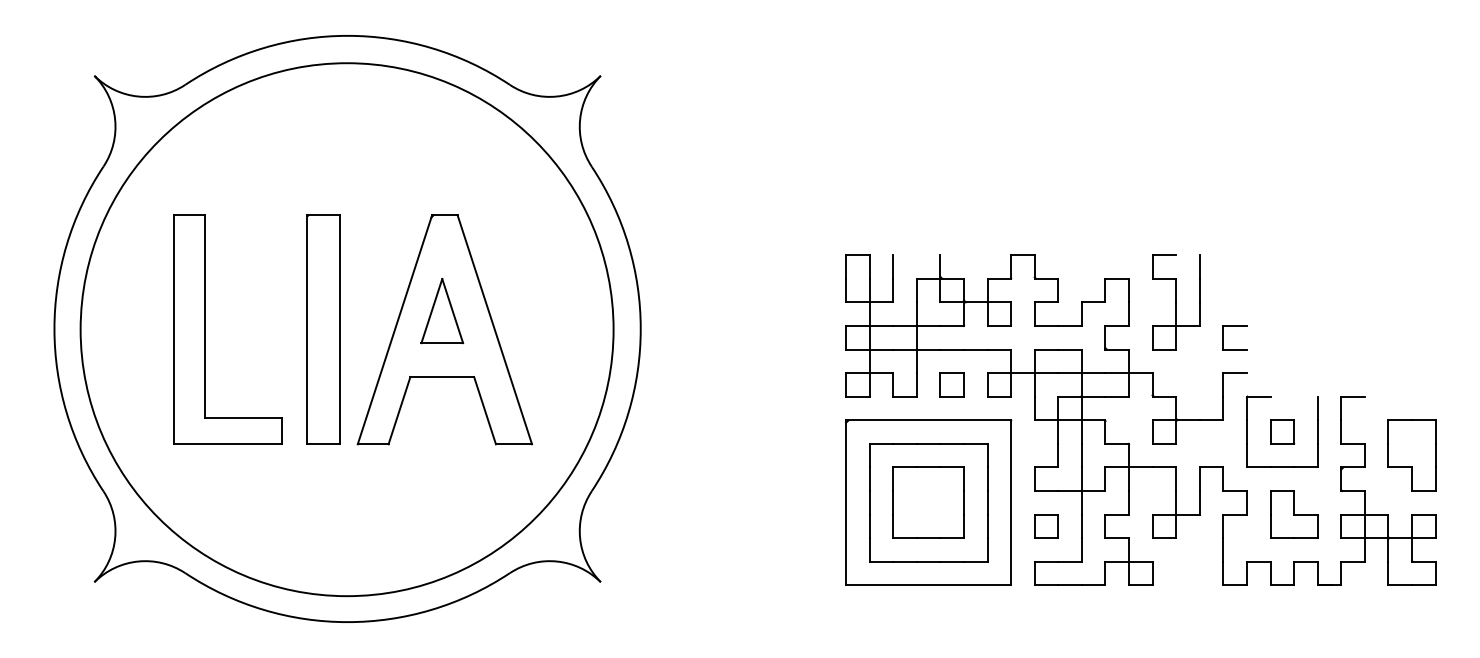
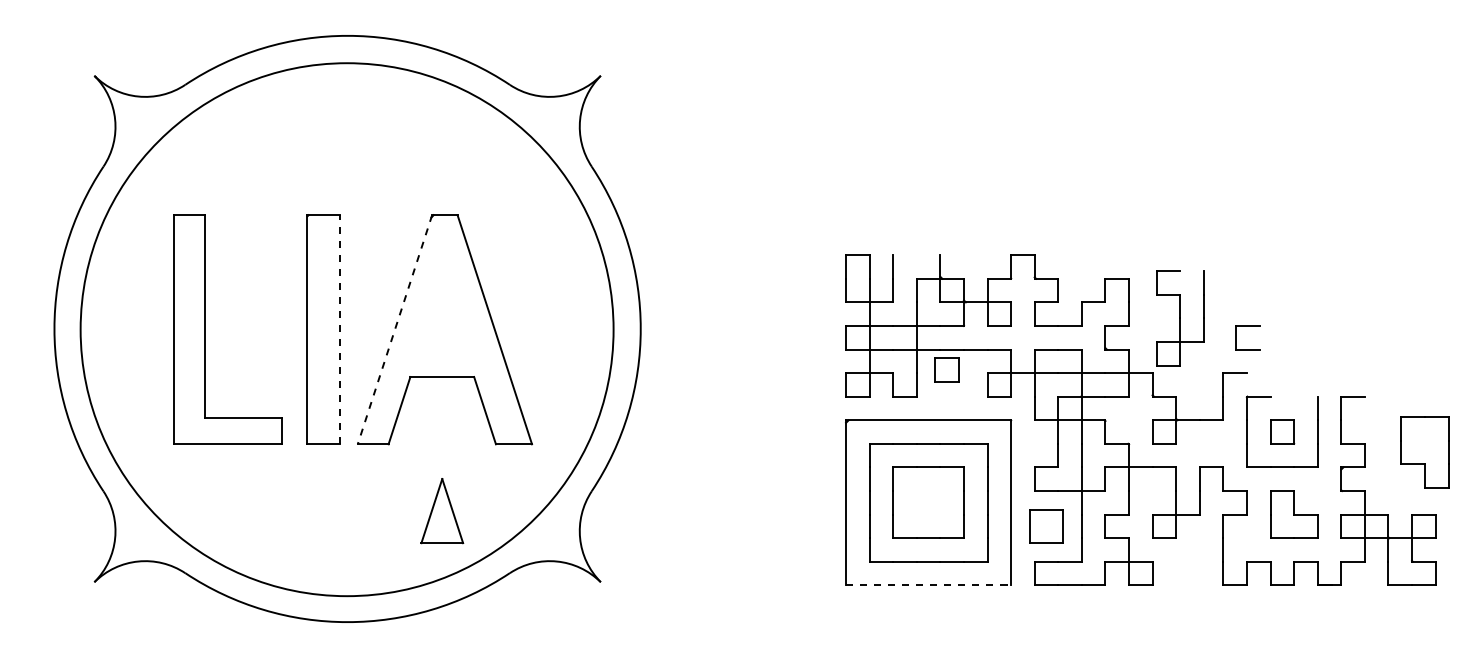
part position: (1176, 302) -> (1180, 318) (1180, 318)
part position: (442, 311) -> (442, 511) (442, 511)
part position: (1234, 326) -> (1247, 326) (1247, 326)
line: solid -> dashed (340, 329)
line: solid -> dashed (394, 330)
part position: (951, 384) -> (946, 369) (946, 369)
part position: (1411, 455) -> (1424, 452) (1424, 452)
part size: 25x25 px -> 35x35 px (1046, 526)
line: solid -> dashed (928, 585)
